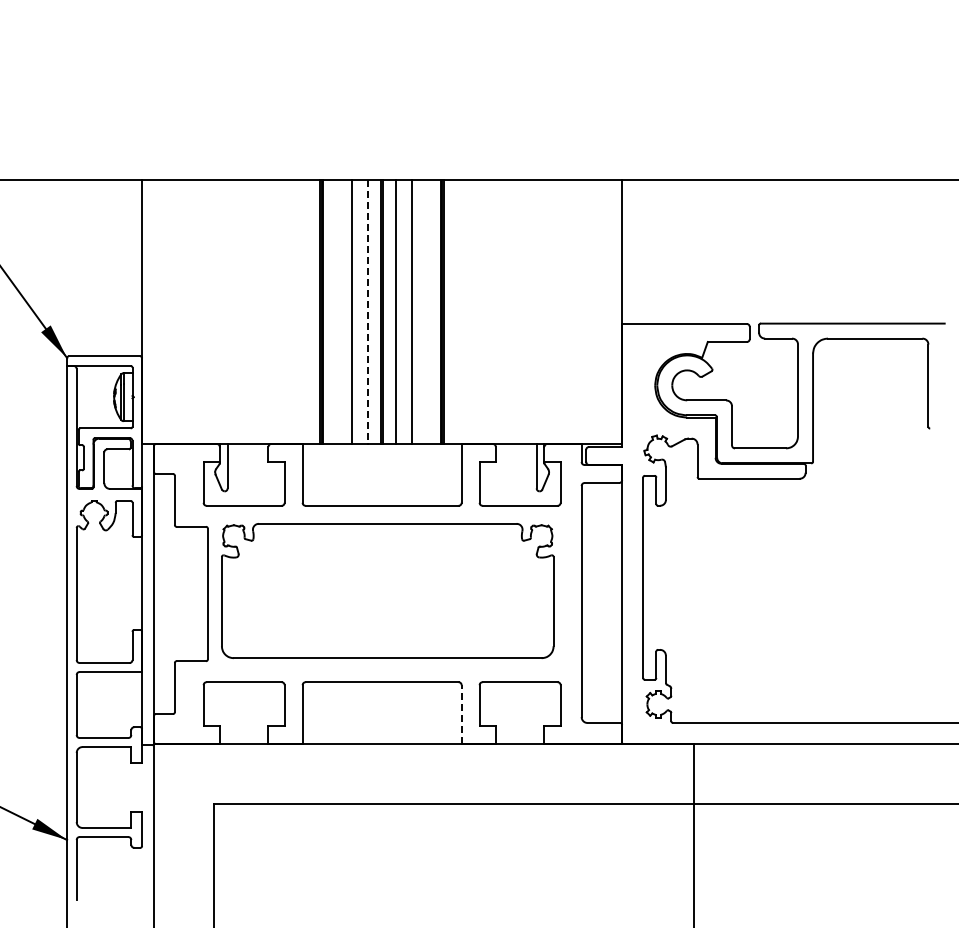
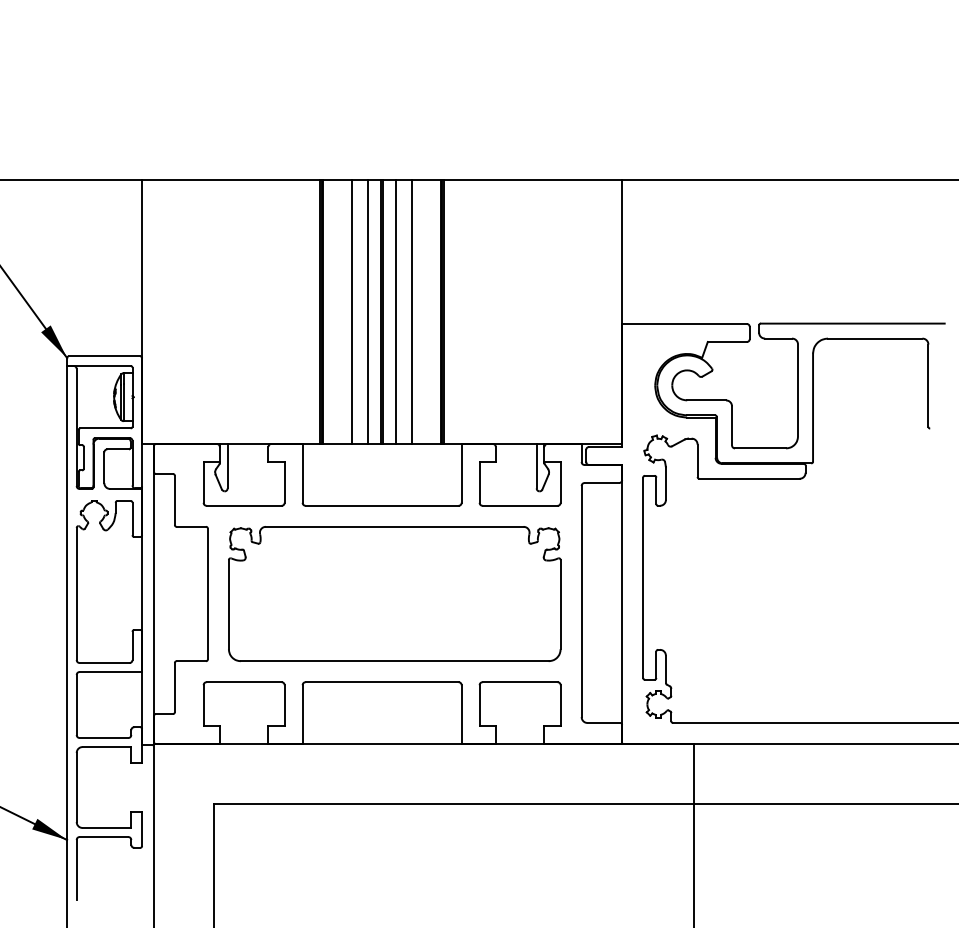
line: dashed -> solid (368, 312)
part position: (387, 590) -> (394, 593) (394, 593)
line: dashed -> solid (461, 714)
